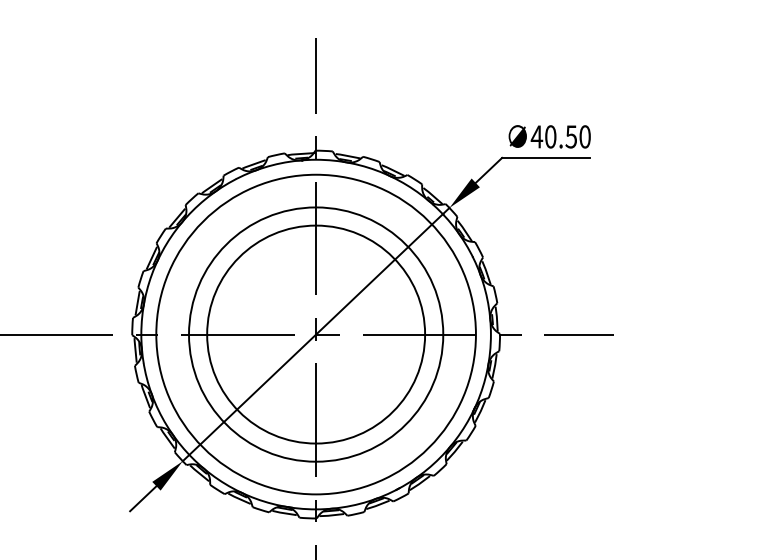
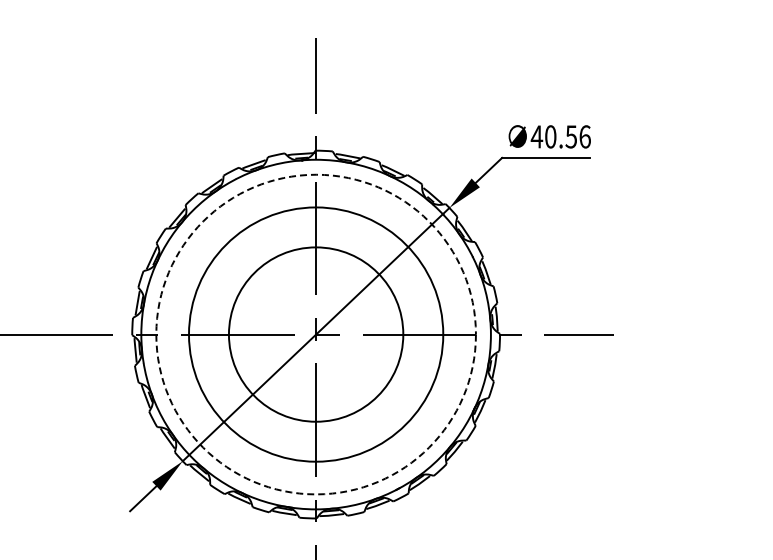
text: 40.50 -> 40.56 (584, 136)
circle: solid -> dashed (315, 334)
circle diameter: 218 px -> 174 px (315, 334)
